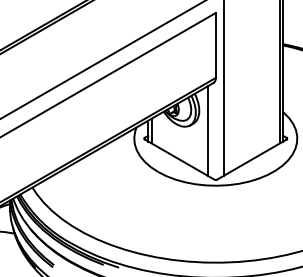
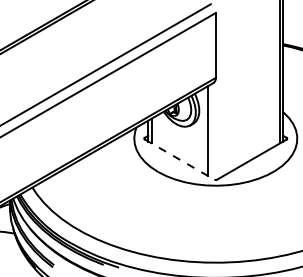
line position: (102, 59) -> (106, 64) (106, 64)
line: present -> none (223, 88)
line: solid -> dashed (180, 159)
